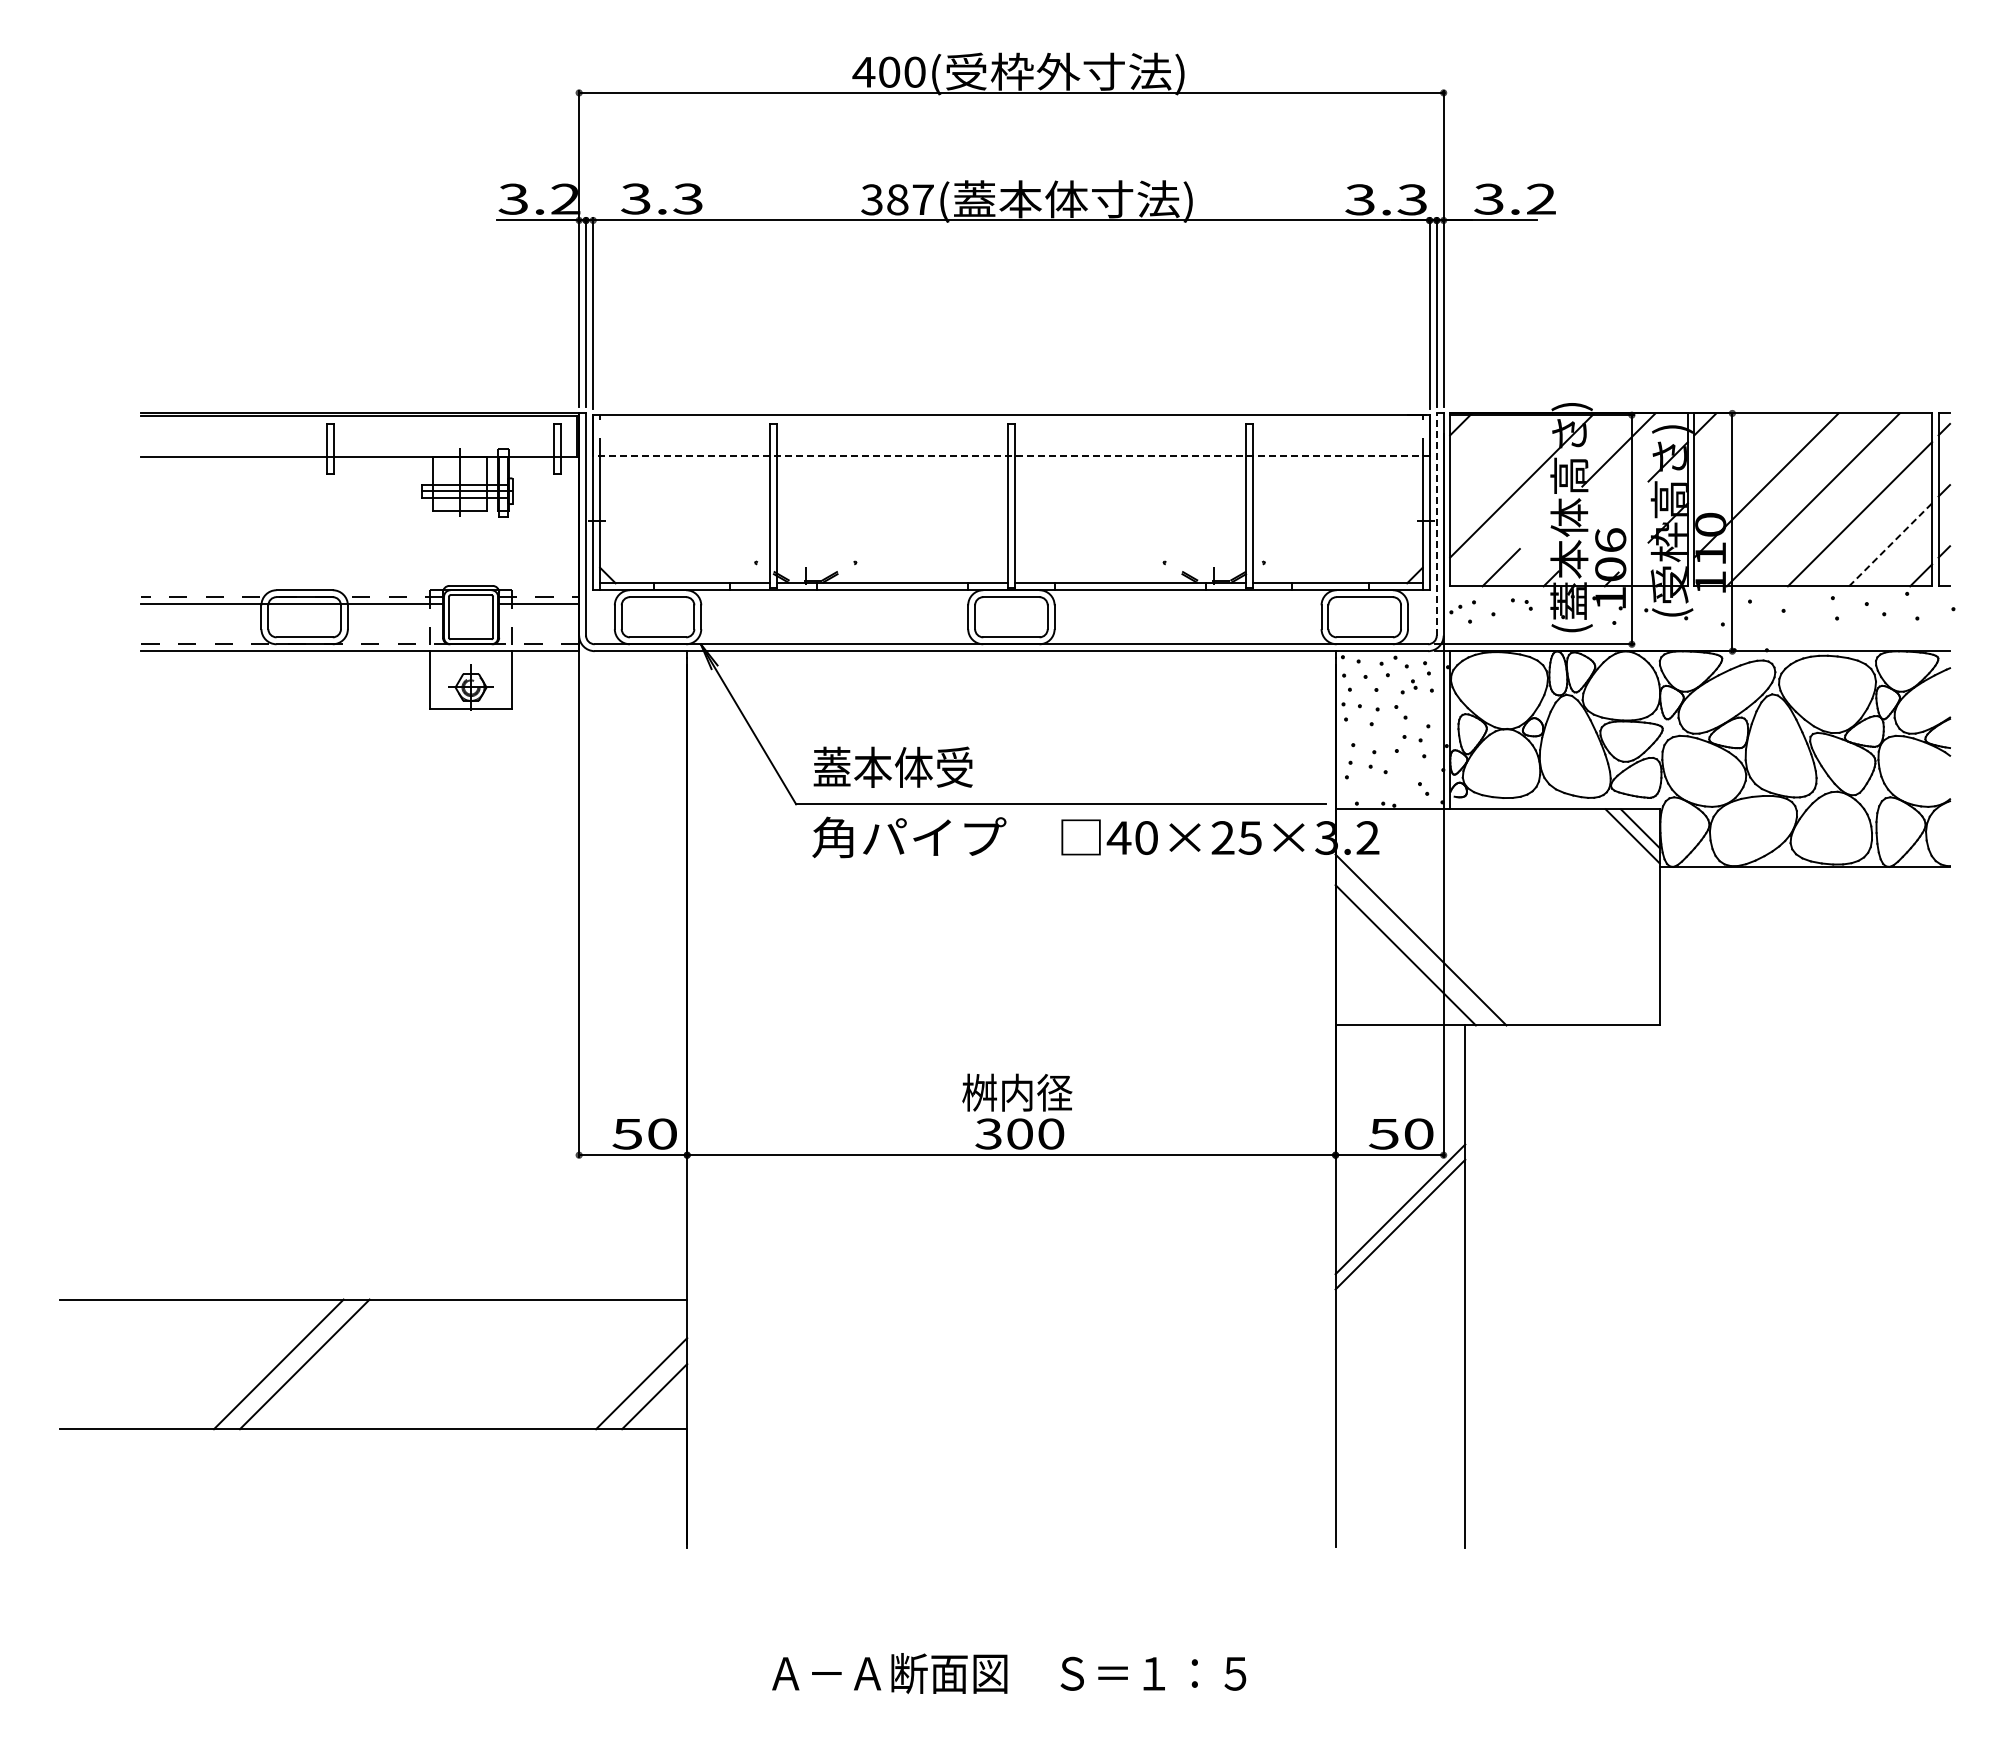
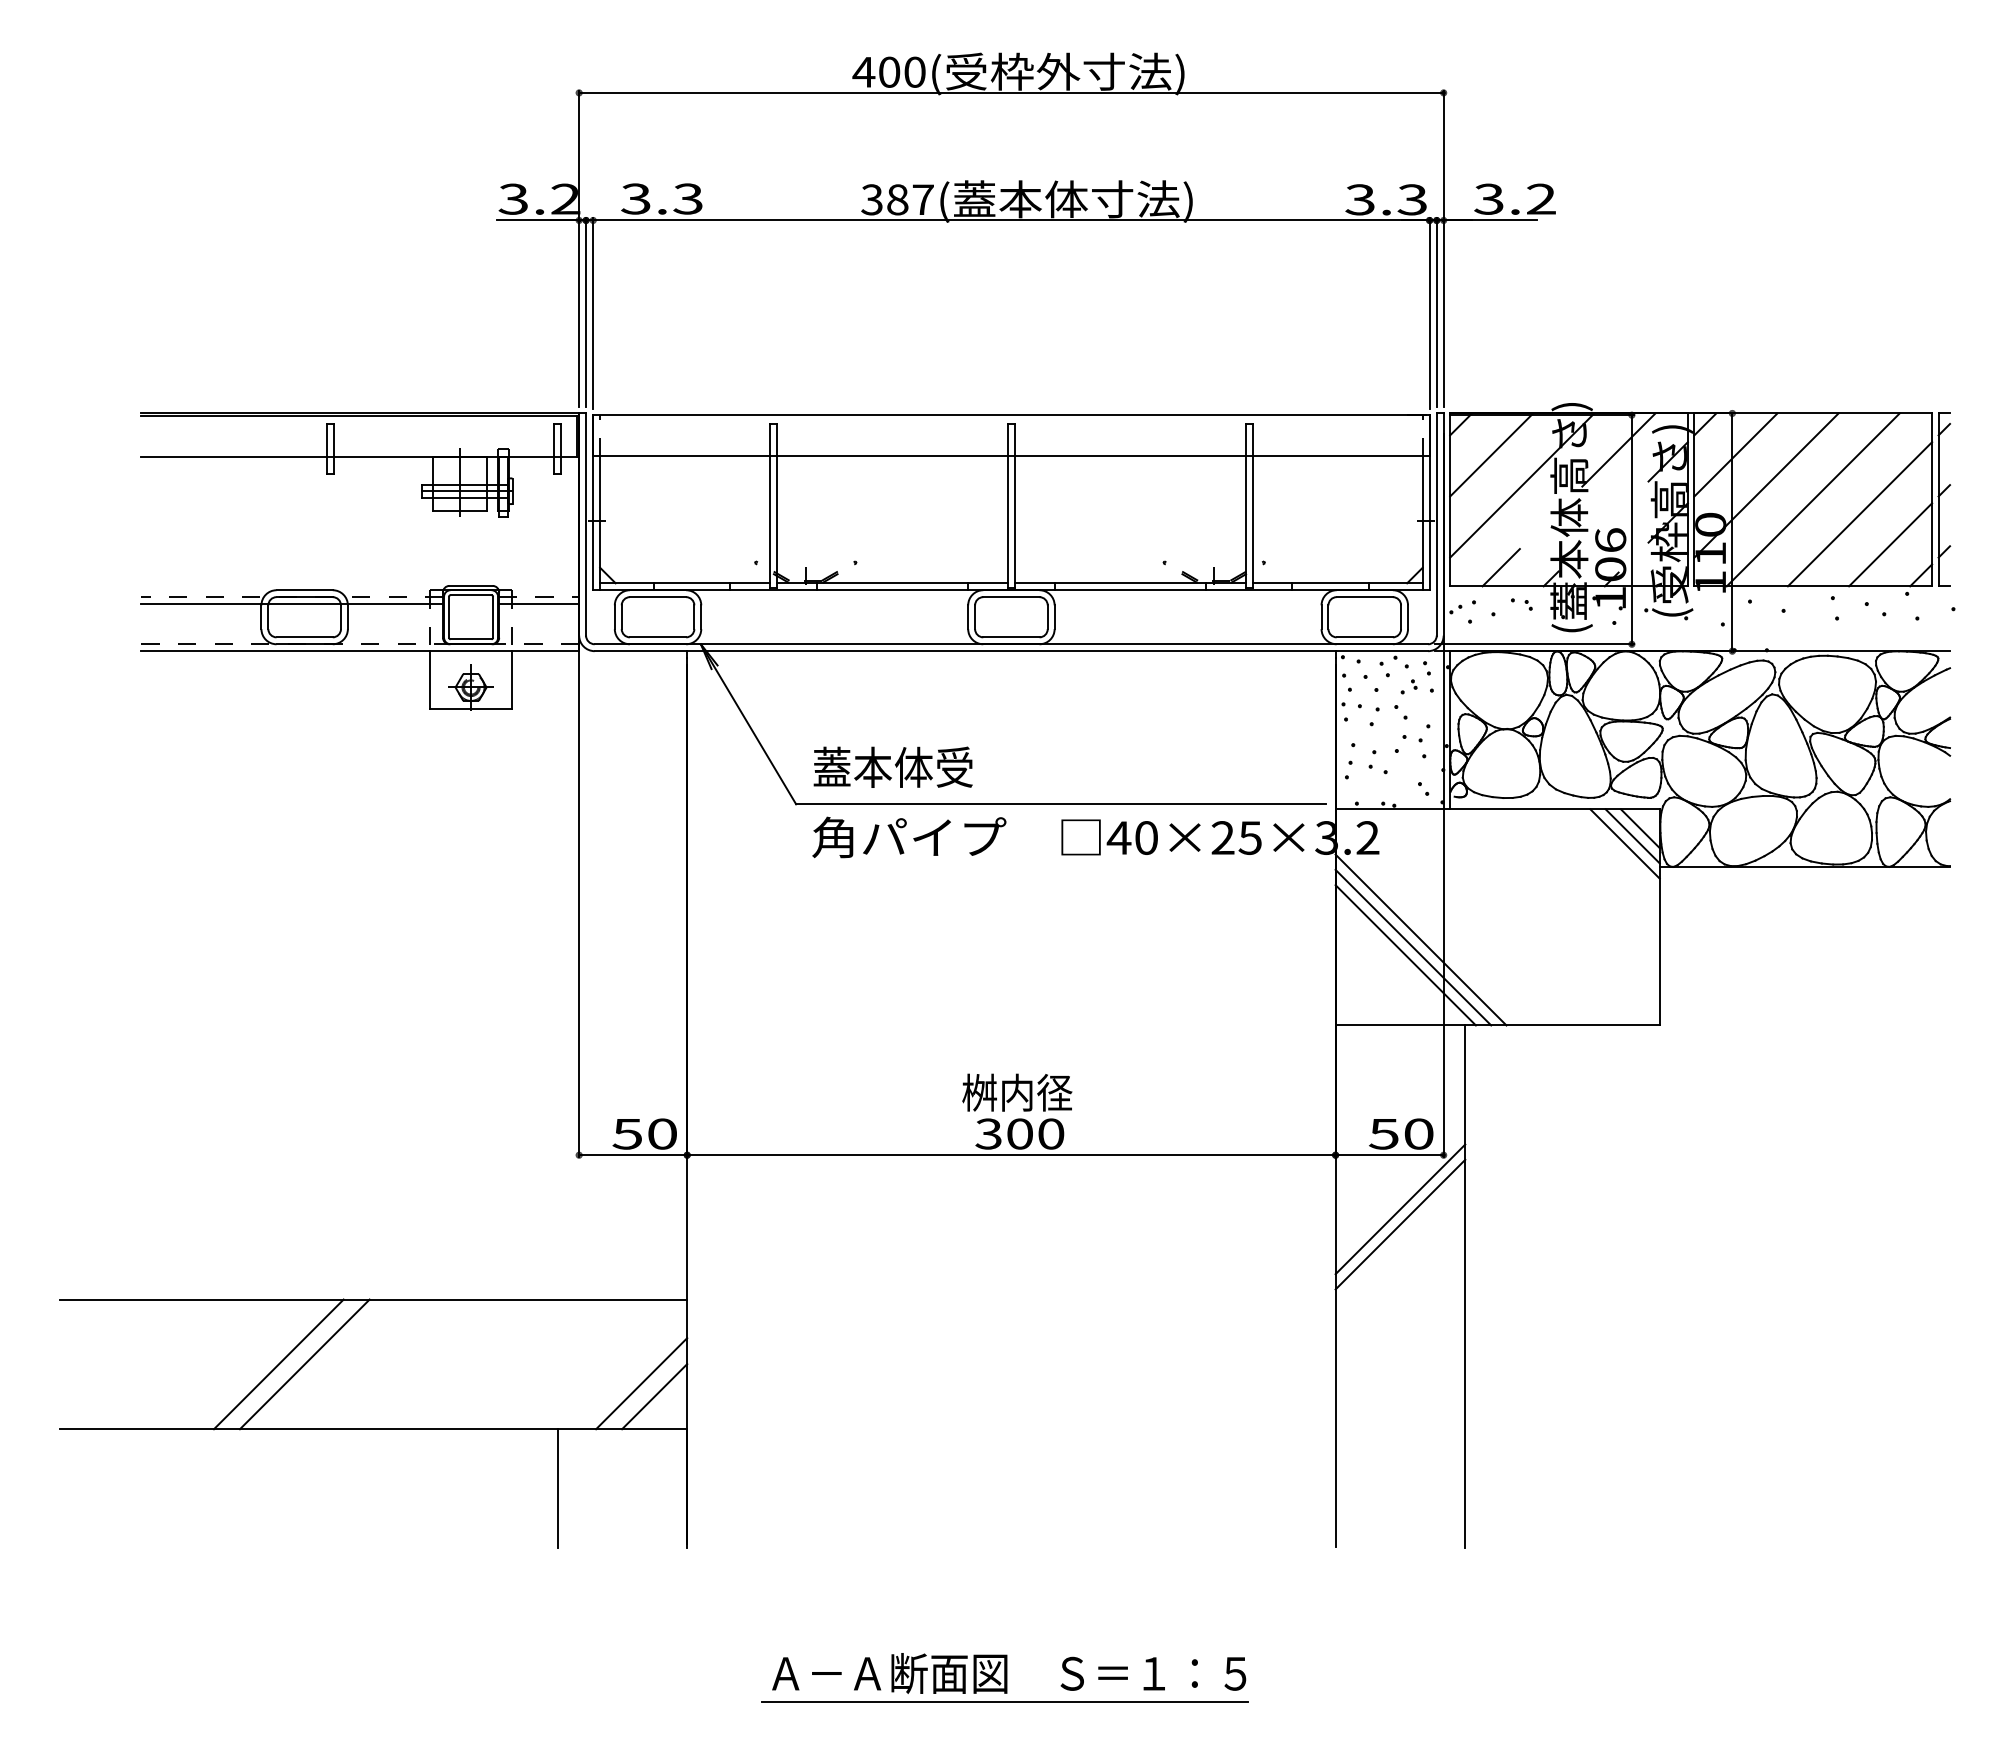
line: none -> present (1491, 454)
line: none -> present (1735, 454)
line: dashed -> solid (1010, 456)
line: dashed -> solid (1436, 524)
line: dashed -> solid (1890, 544)
line: none -> present (1624, 843)
line: none -> present (1413, 947)
line: none -> present (557, 1488)
line: none -> present (1004, 1701)
